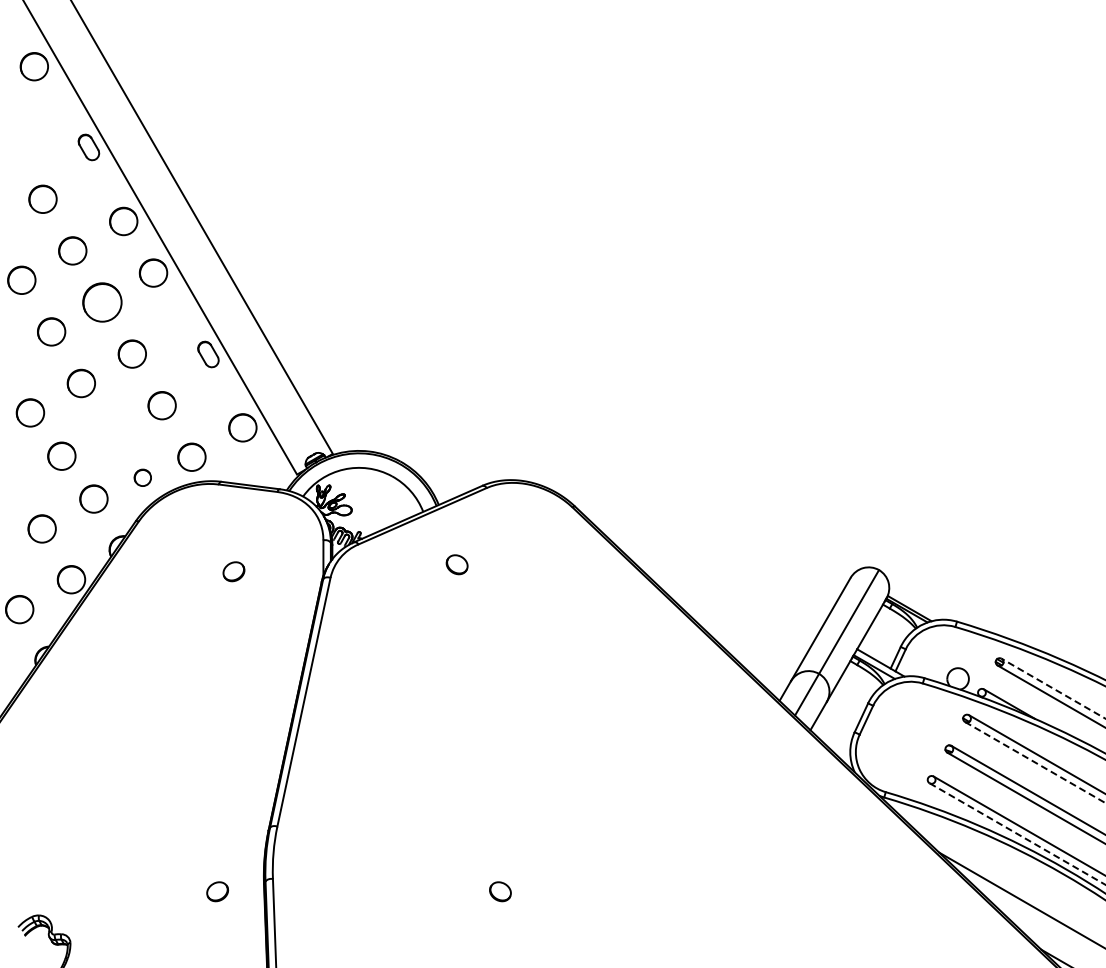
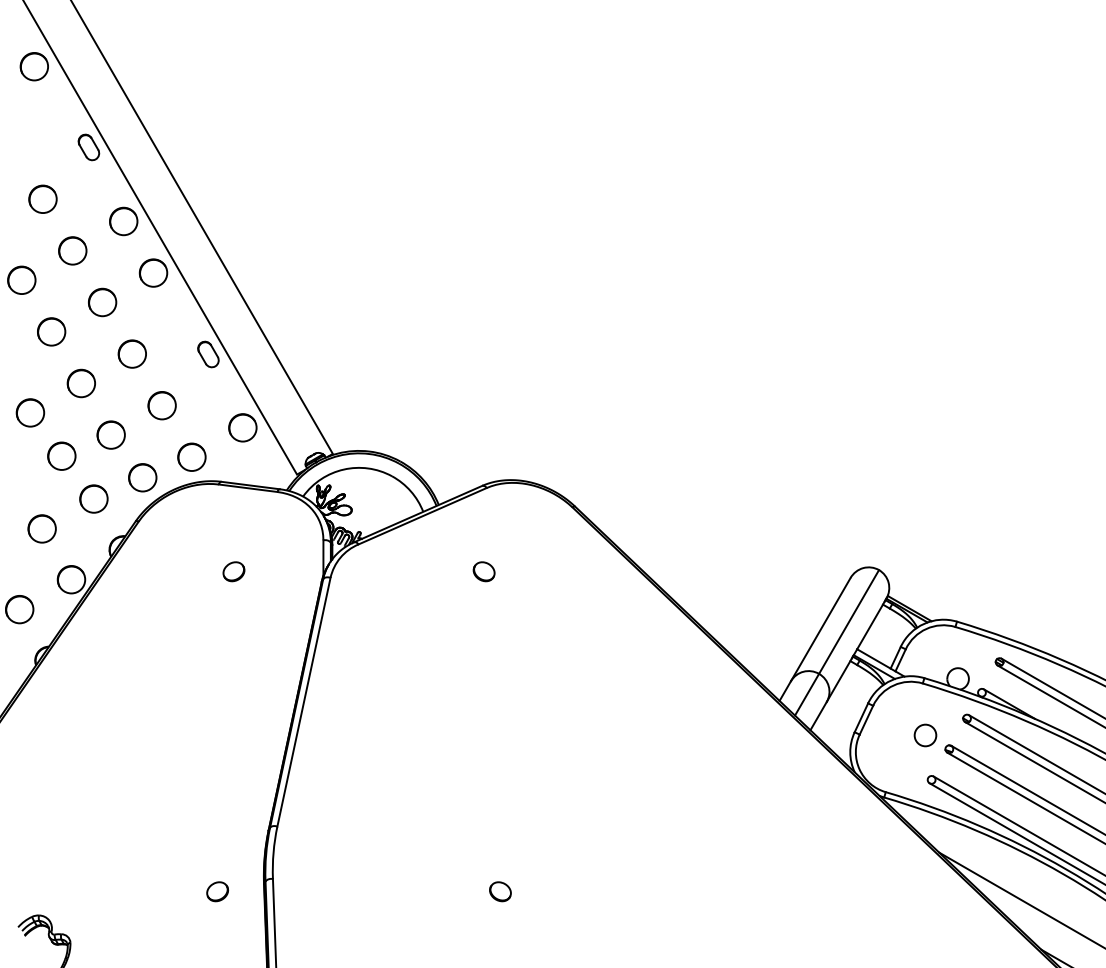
part size: 41x41 px -> 30x31 px (102, 302)
circle: none -> present (110, 434)
circle size: 19x19 px -> 30x30 px (142, 477)
part position: (456, 564) -> (483, 571) (483, 571)
line: dashed -> solid (1053, 688)
circle: none -> present (925, 735)
line: dashed -> solid (1035, 762)
line: dashed -> solid (1017, 834)
